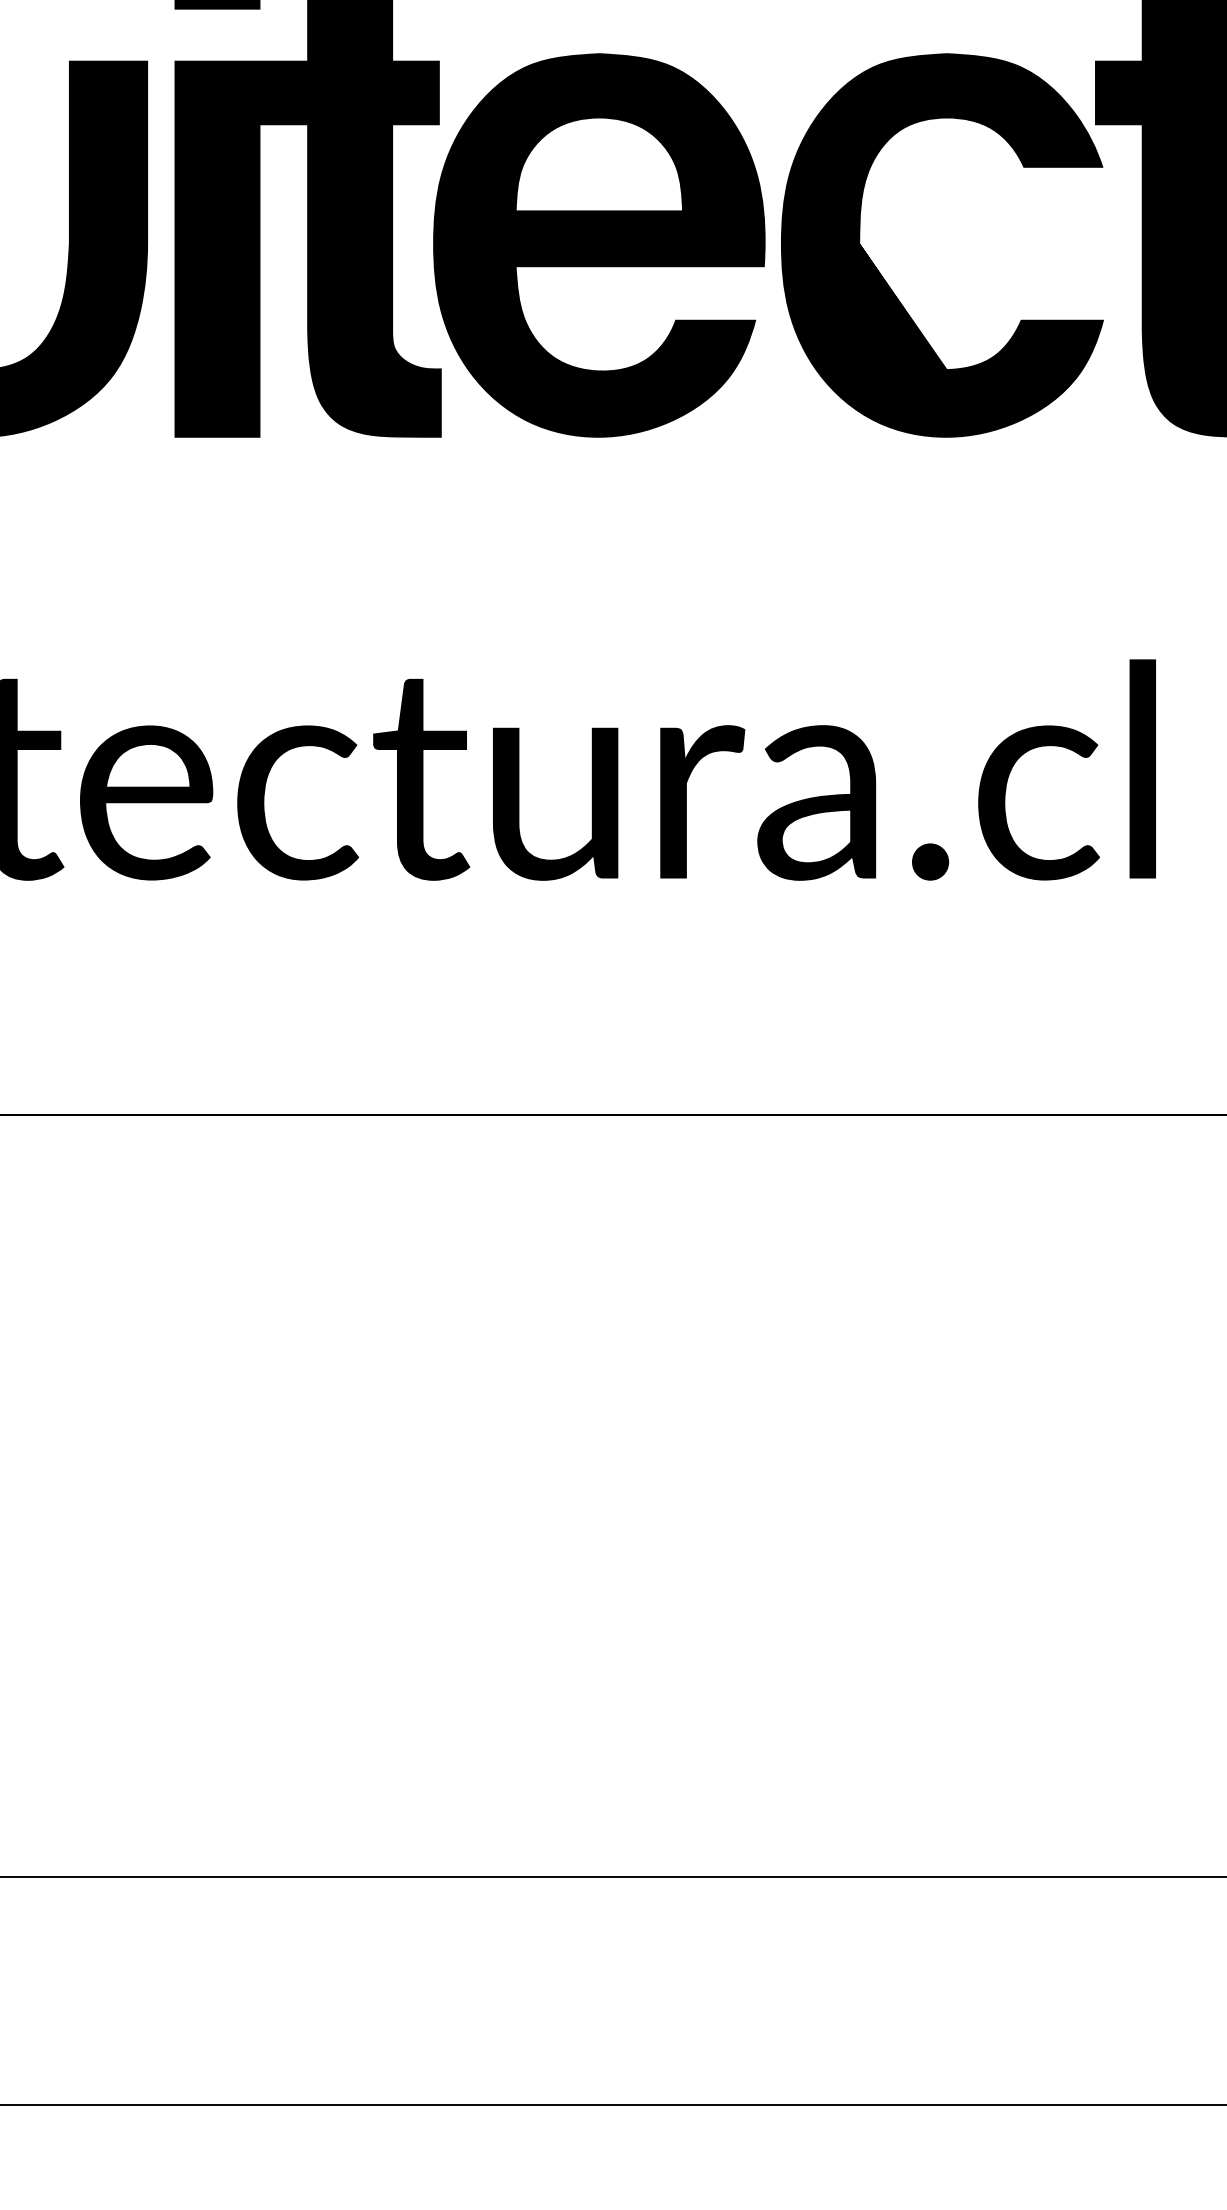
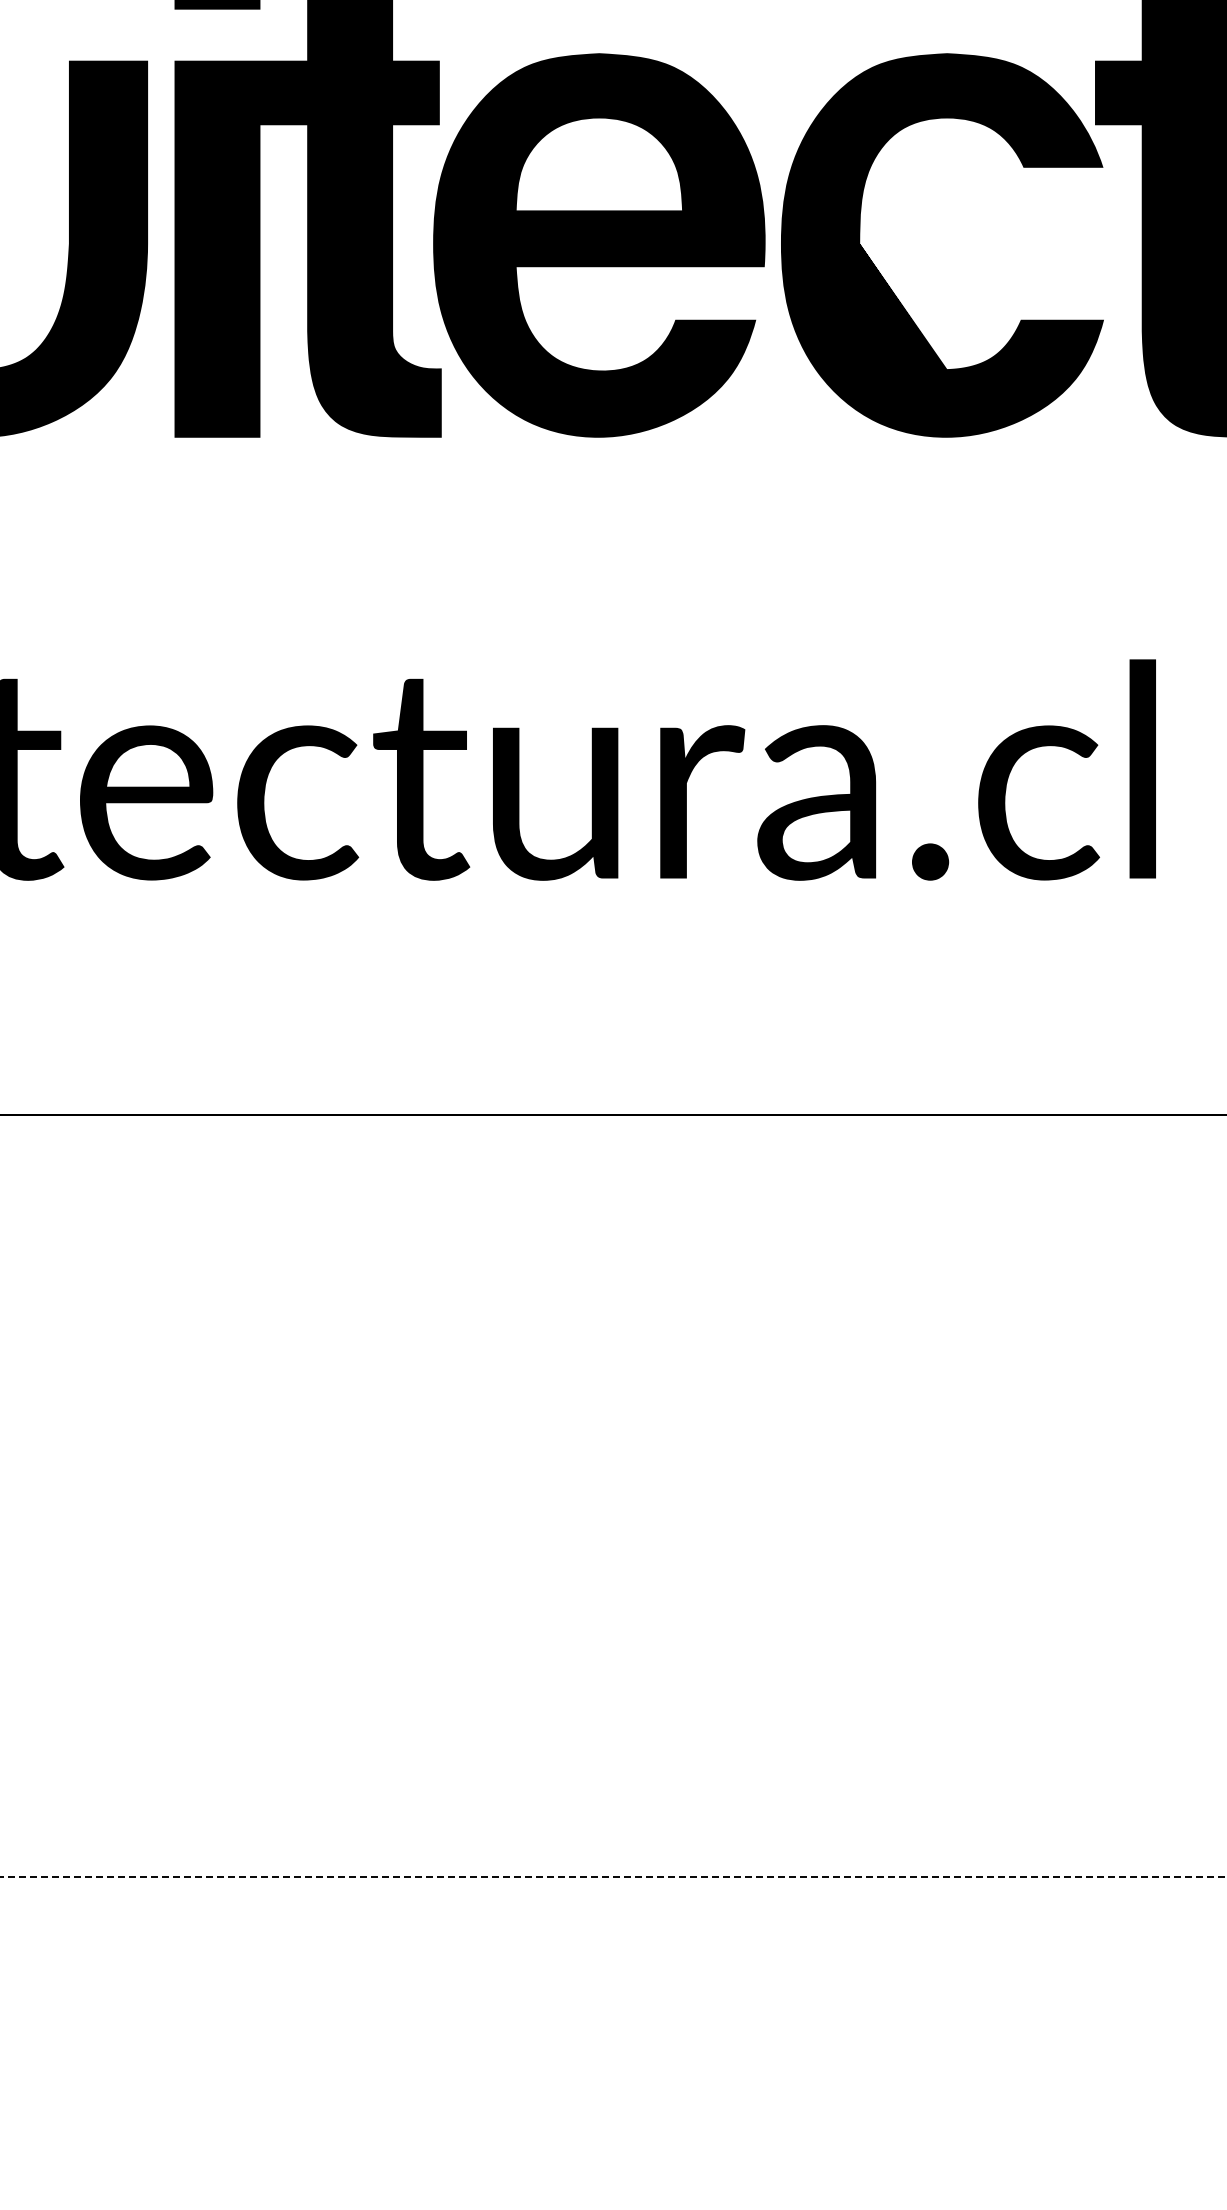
line: solid -> dashed (614, 1876)
line: present -> none (612, 2105)
